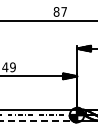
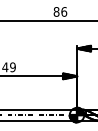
text: 87 -> 86 (64, 11)
line: dashed -> solid (39, 120)
